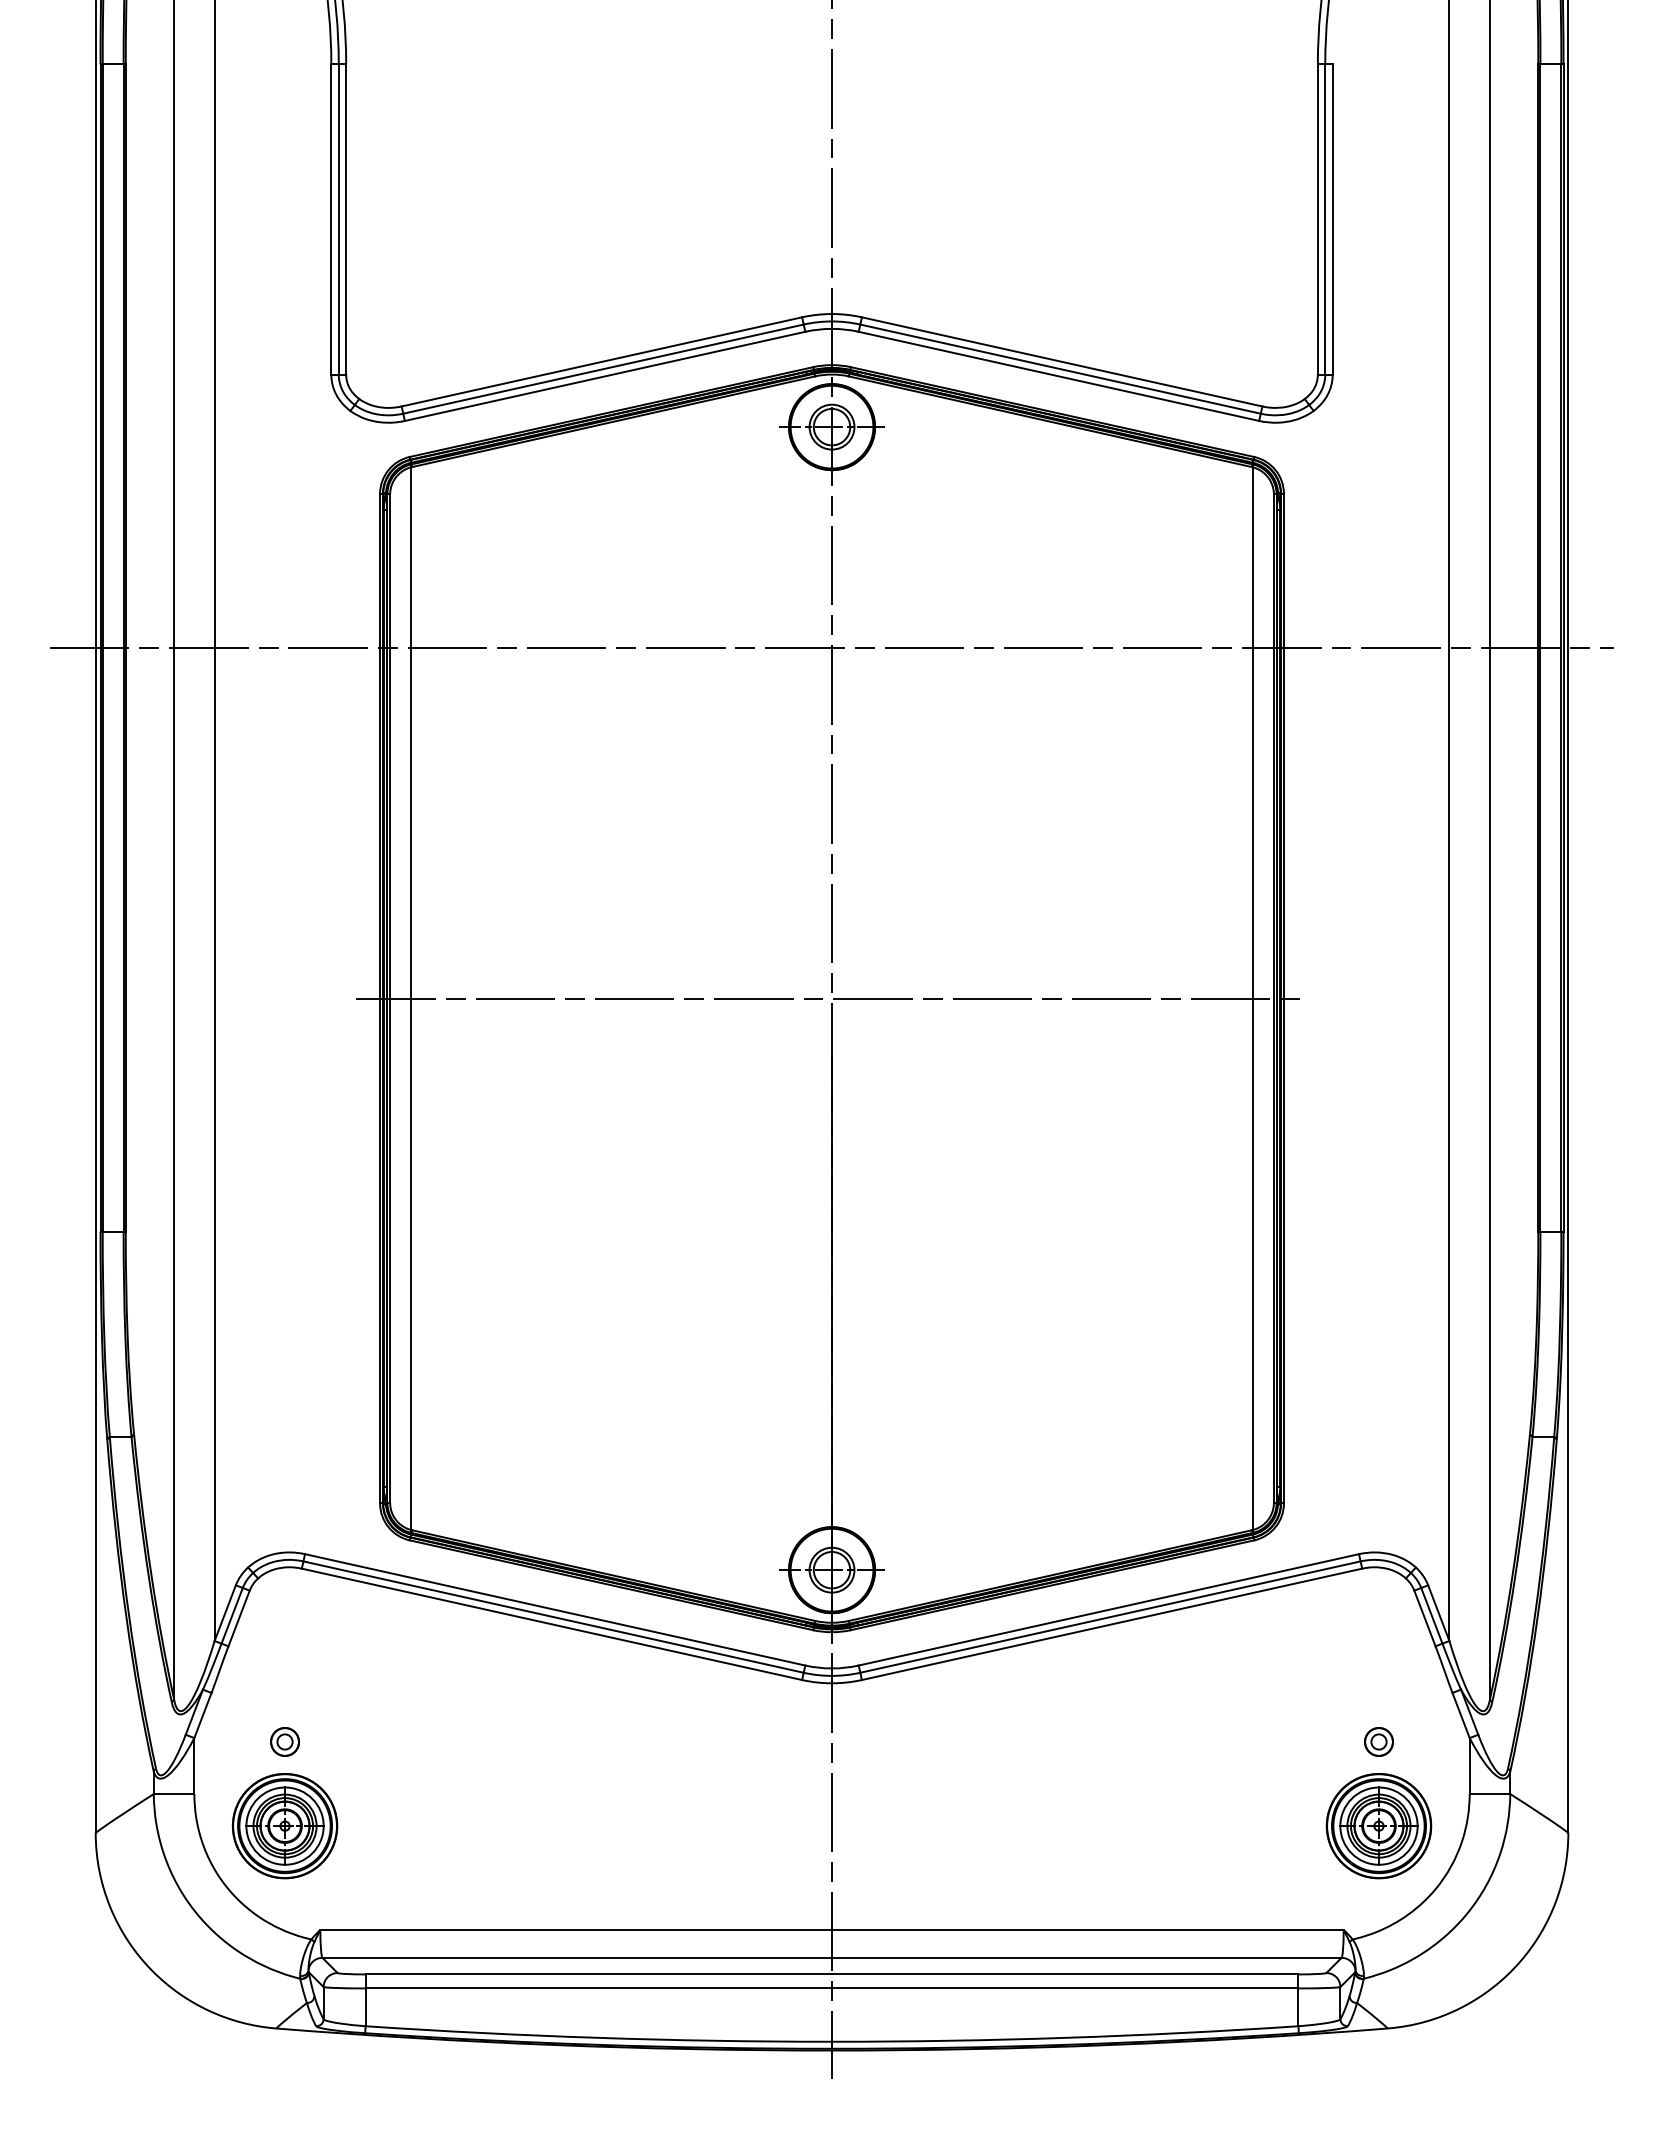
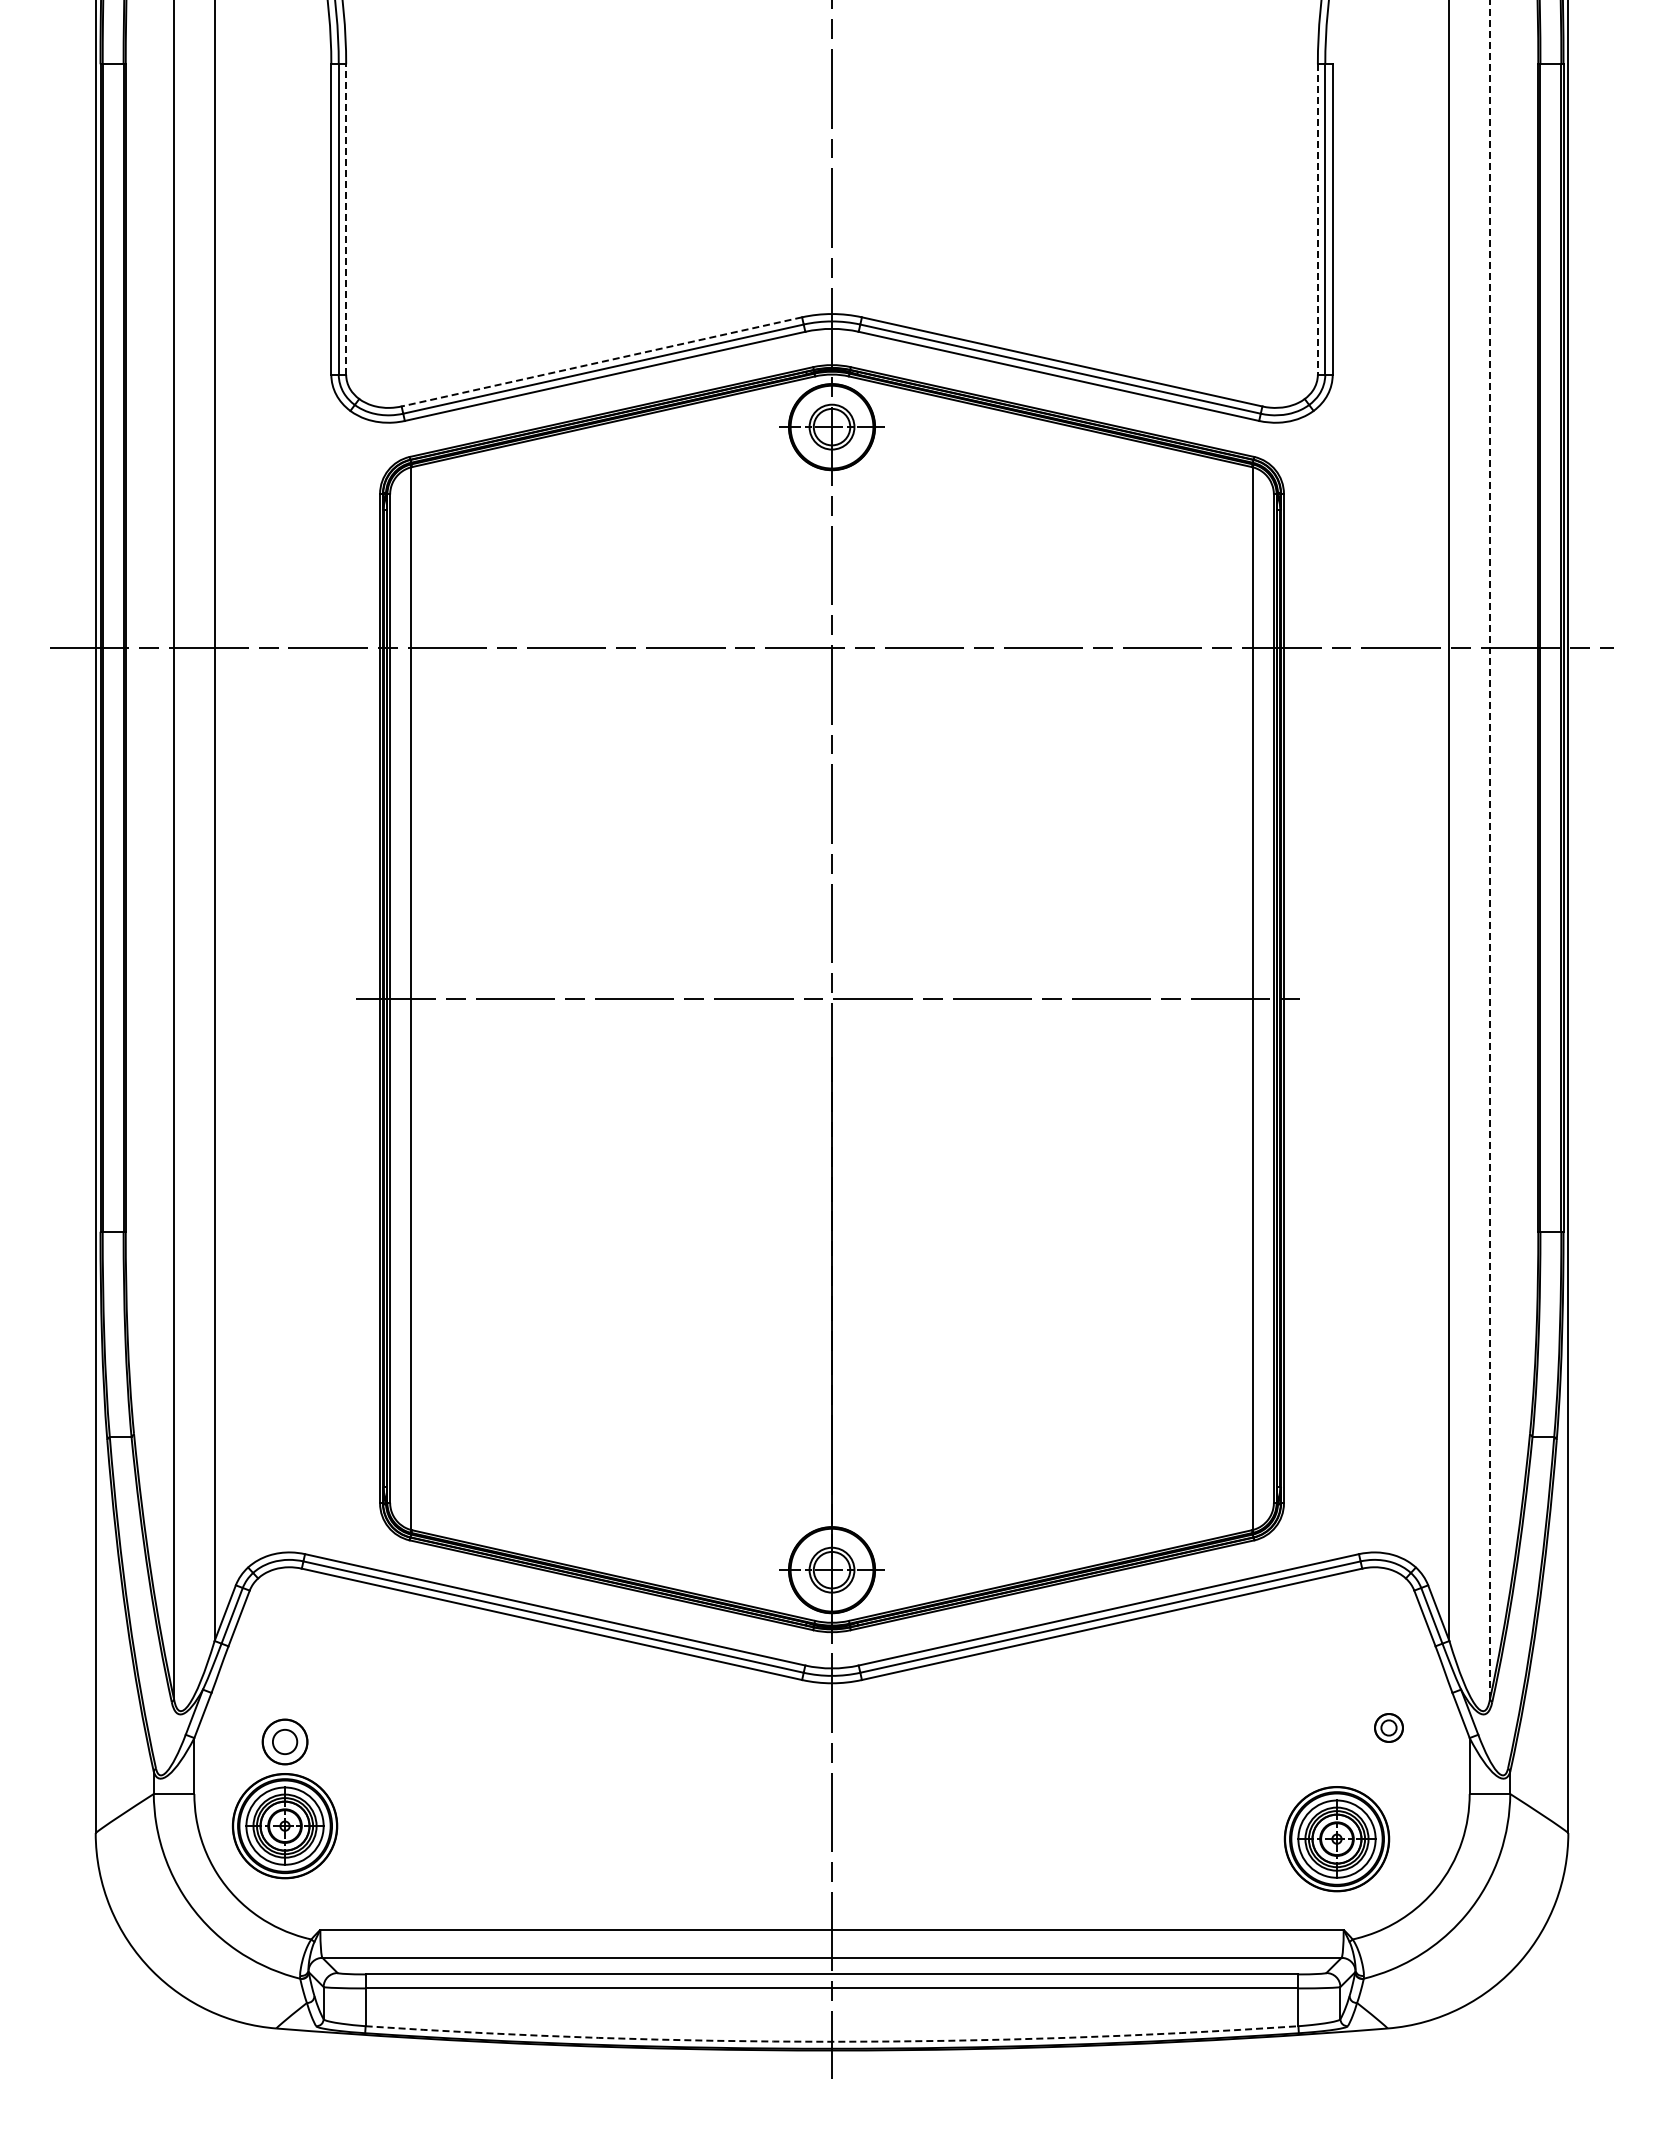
line: solid -> dashed (346, 219)
line: solid -> dashed (1317, 220)
line: solid -> dashed (601, 362)
line: solid -> dashed (1490, 849)
part size: 30x30 px -> 48x48 px (284, 1741)
part position: (1378, 1741) -> (1388, 1727) (1388, 1727)
part position: (1378, 1826) -> (1336, 1839) (1336, 1839)
arc: solid -> dashed (832, 2041)
